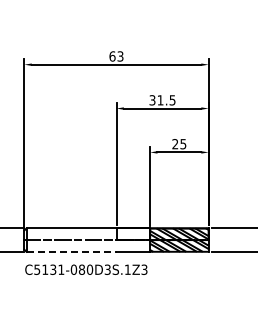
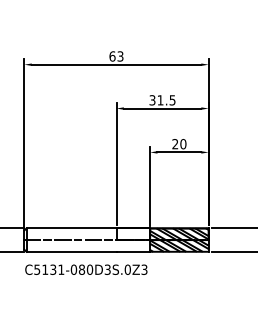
text: 25 -> 20 (183, 144)
line: dashed -> solid (72, 251)
text: C5131-080D3S.1Z3 -> C5131-080D3S.0Z3 (127, 269)
